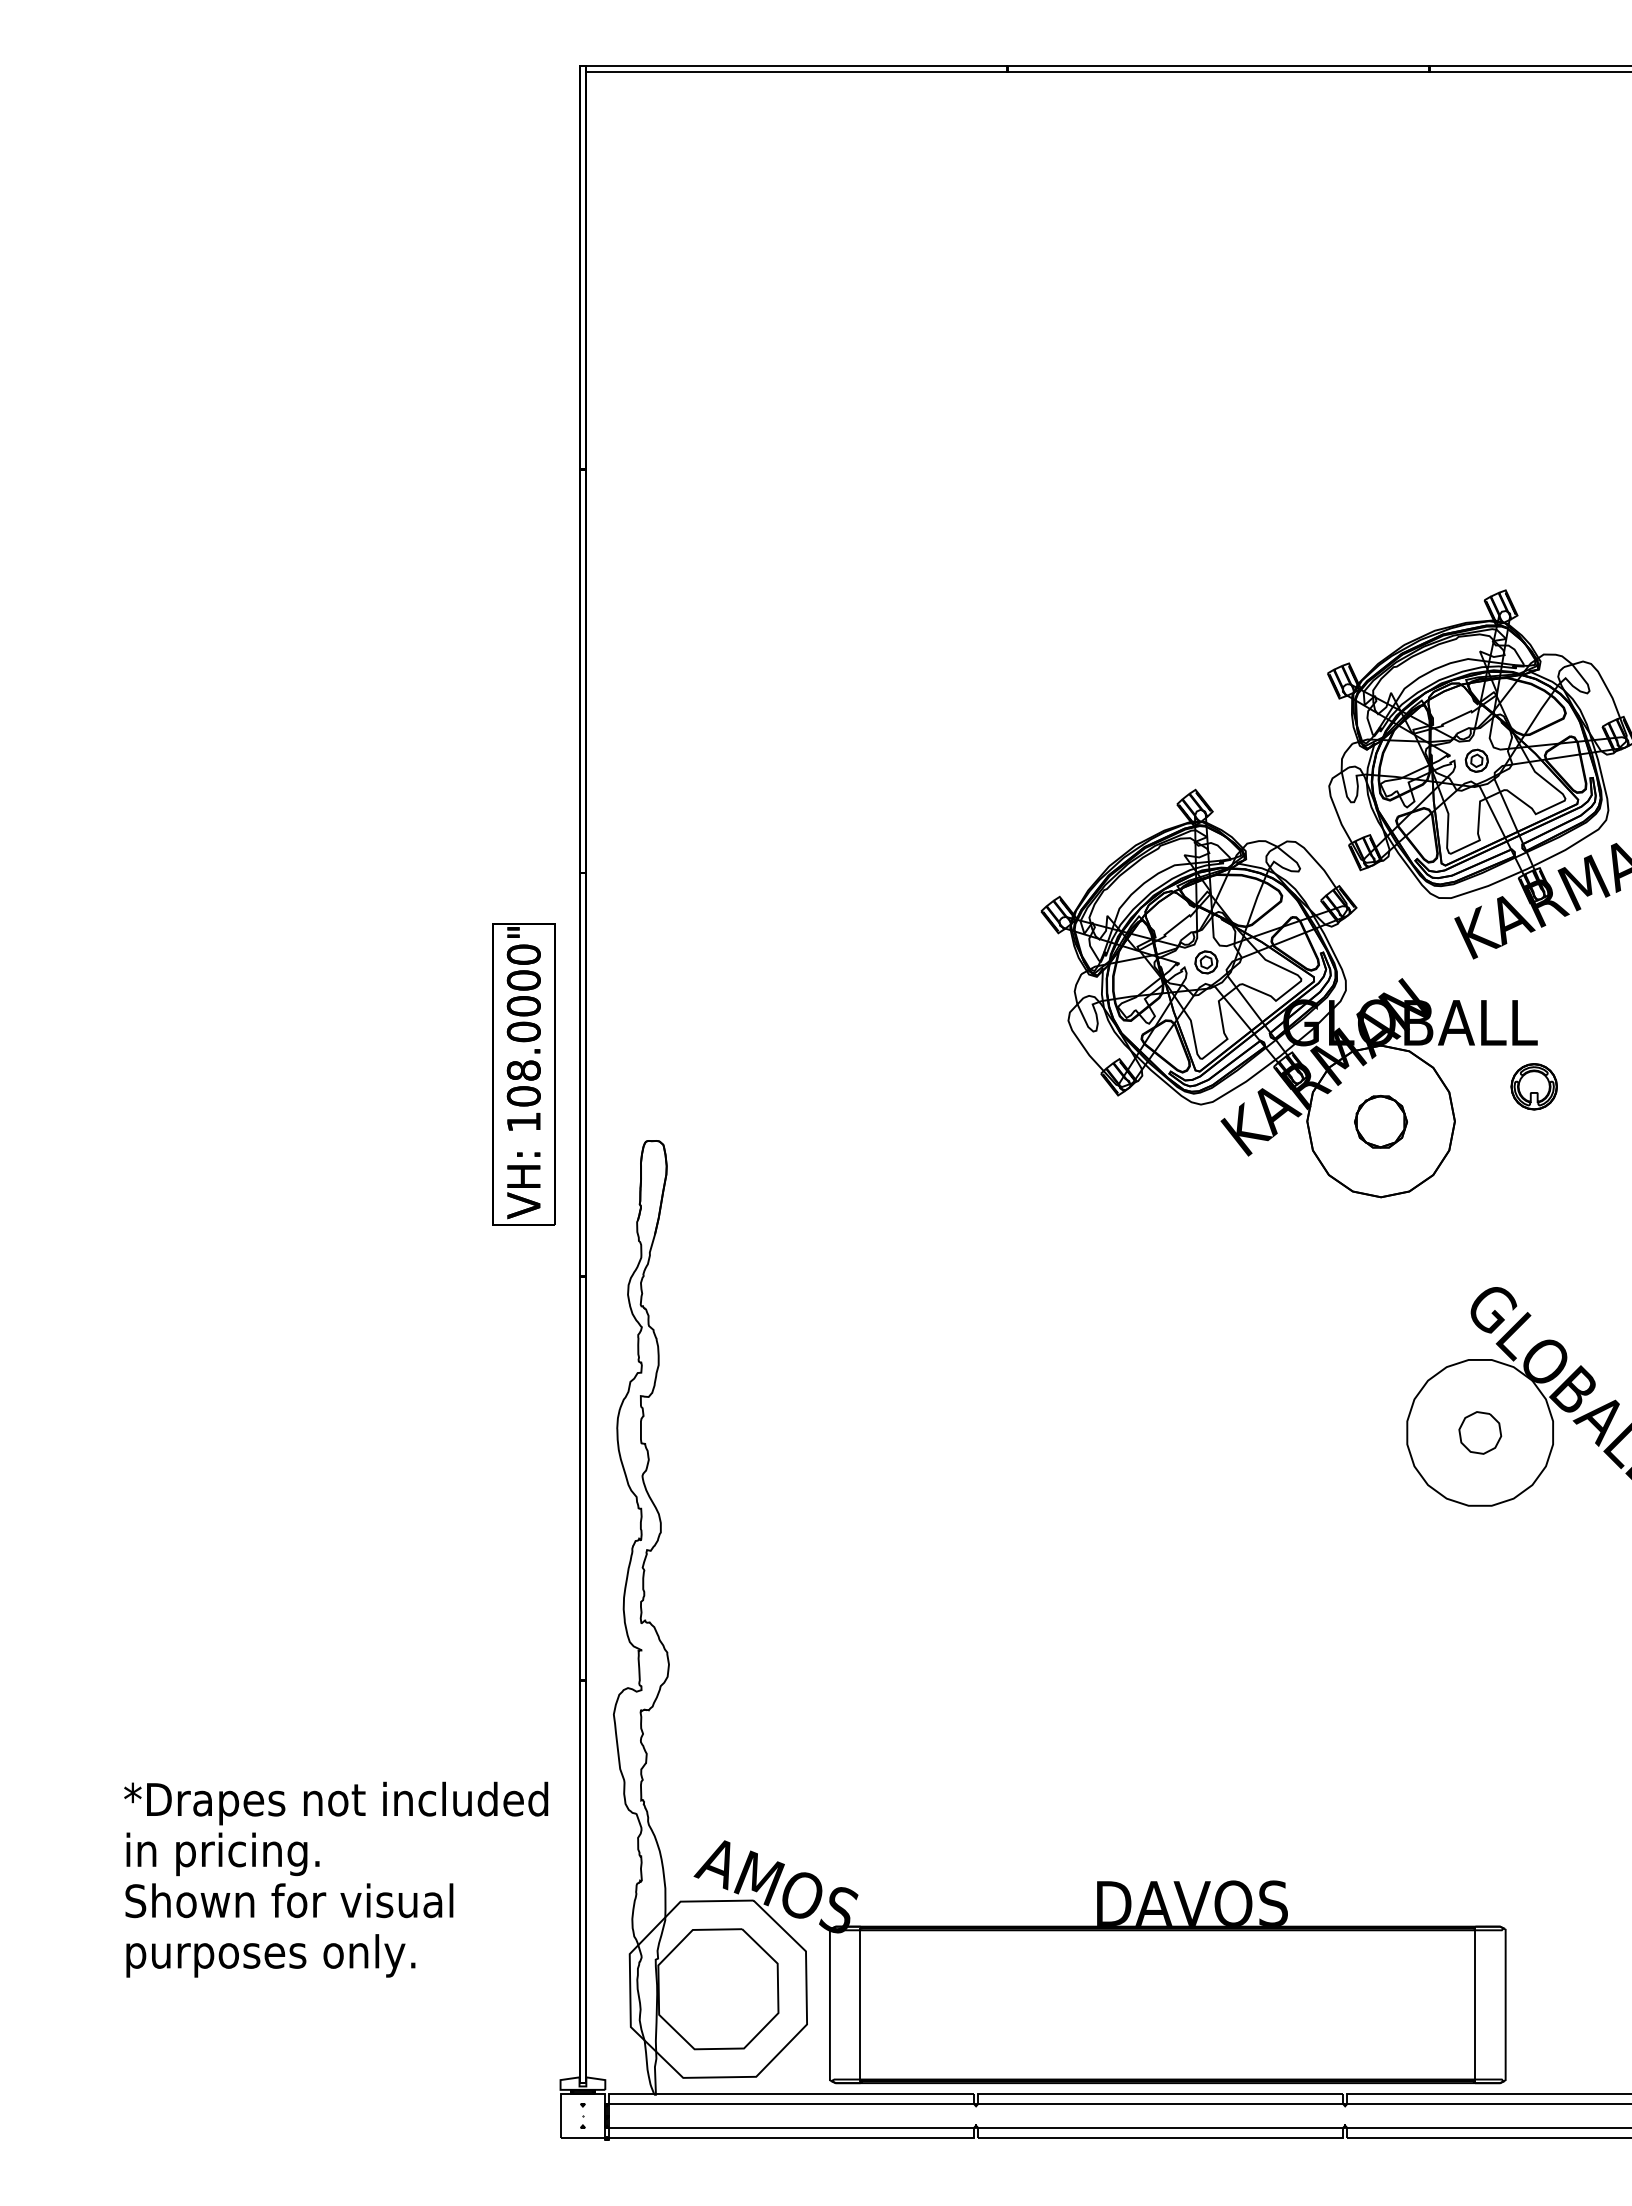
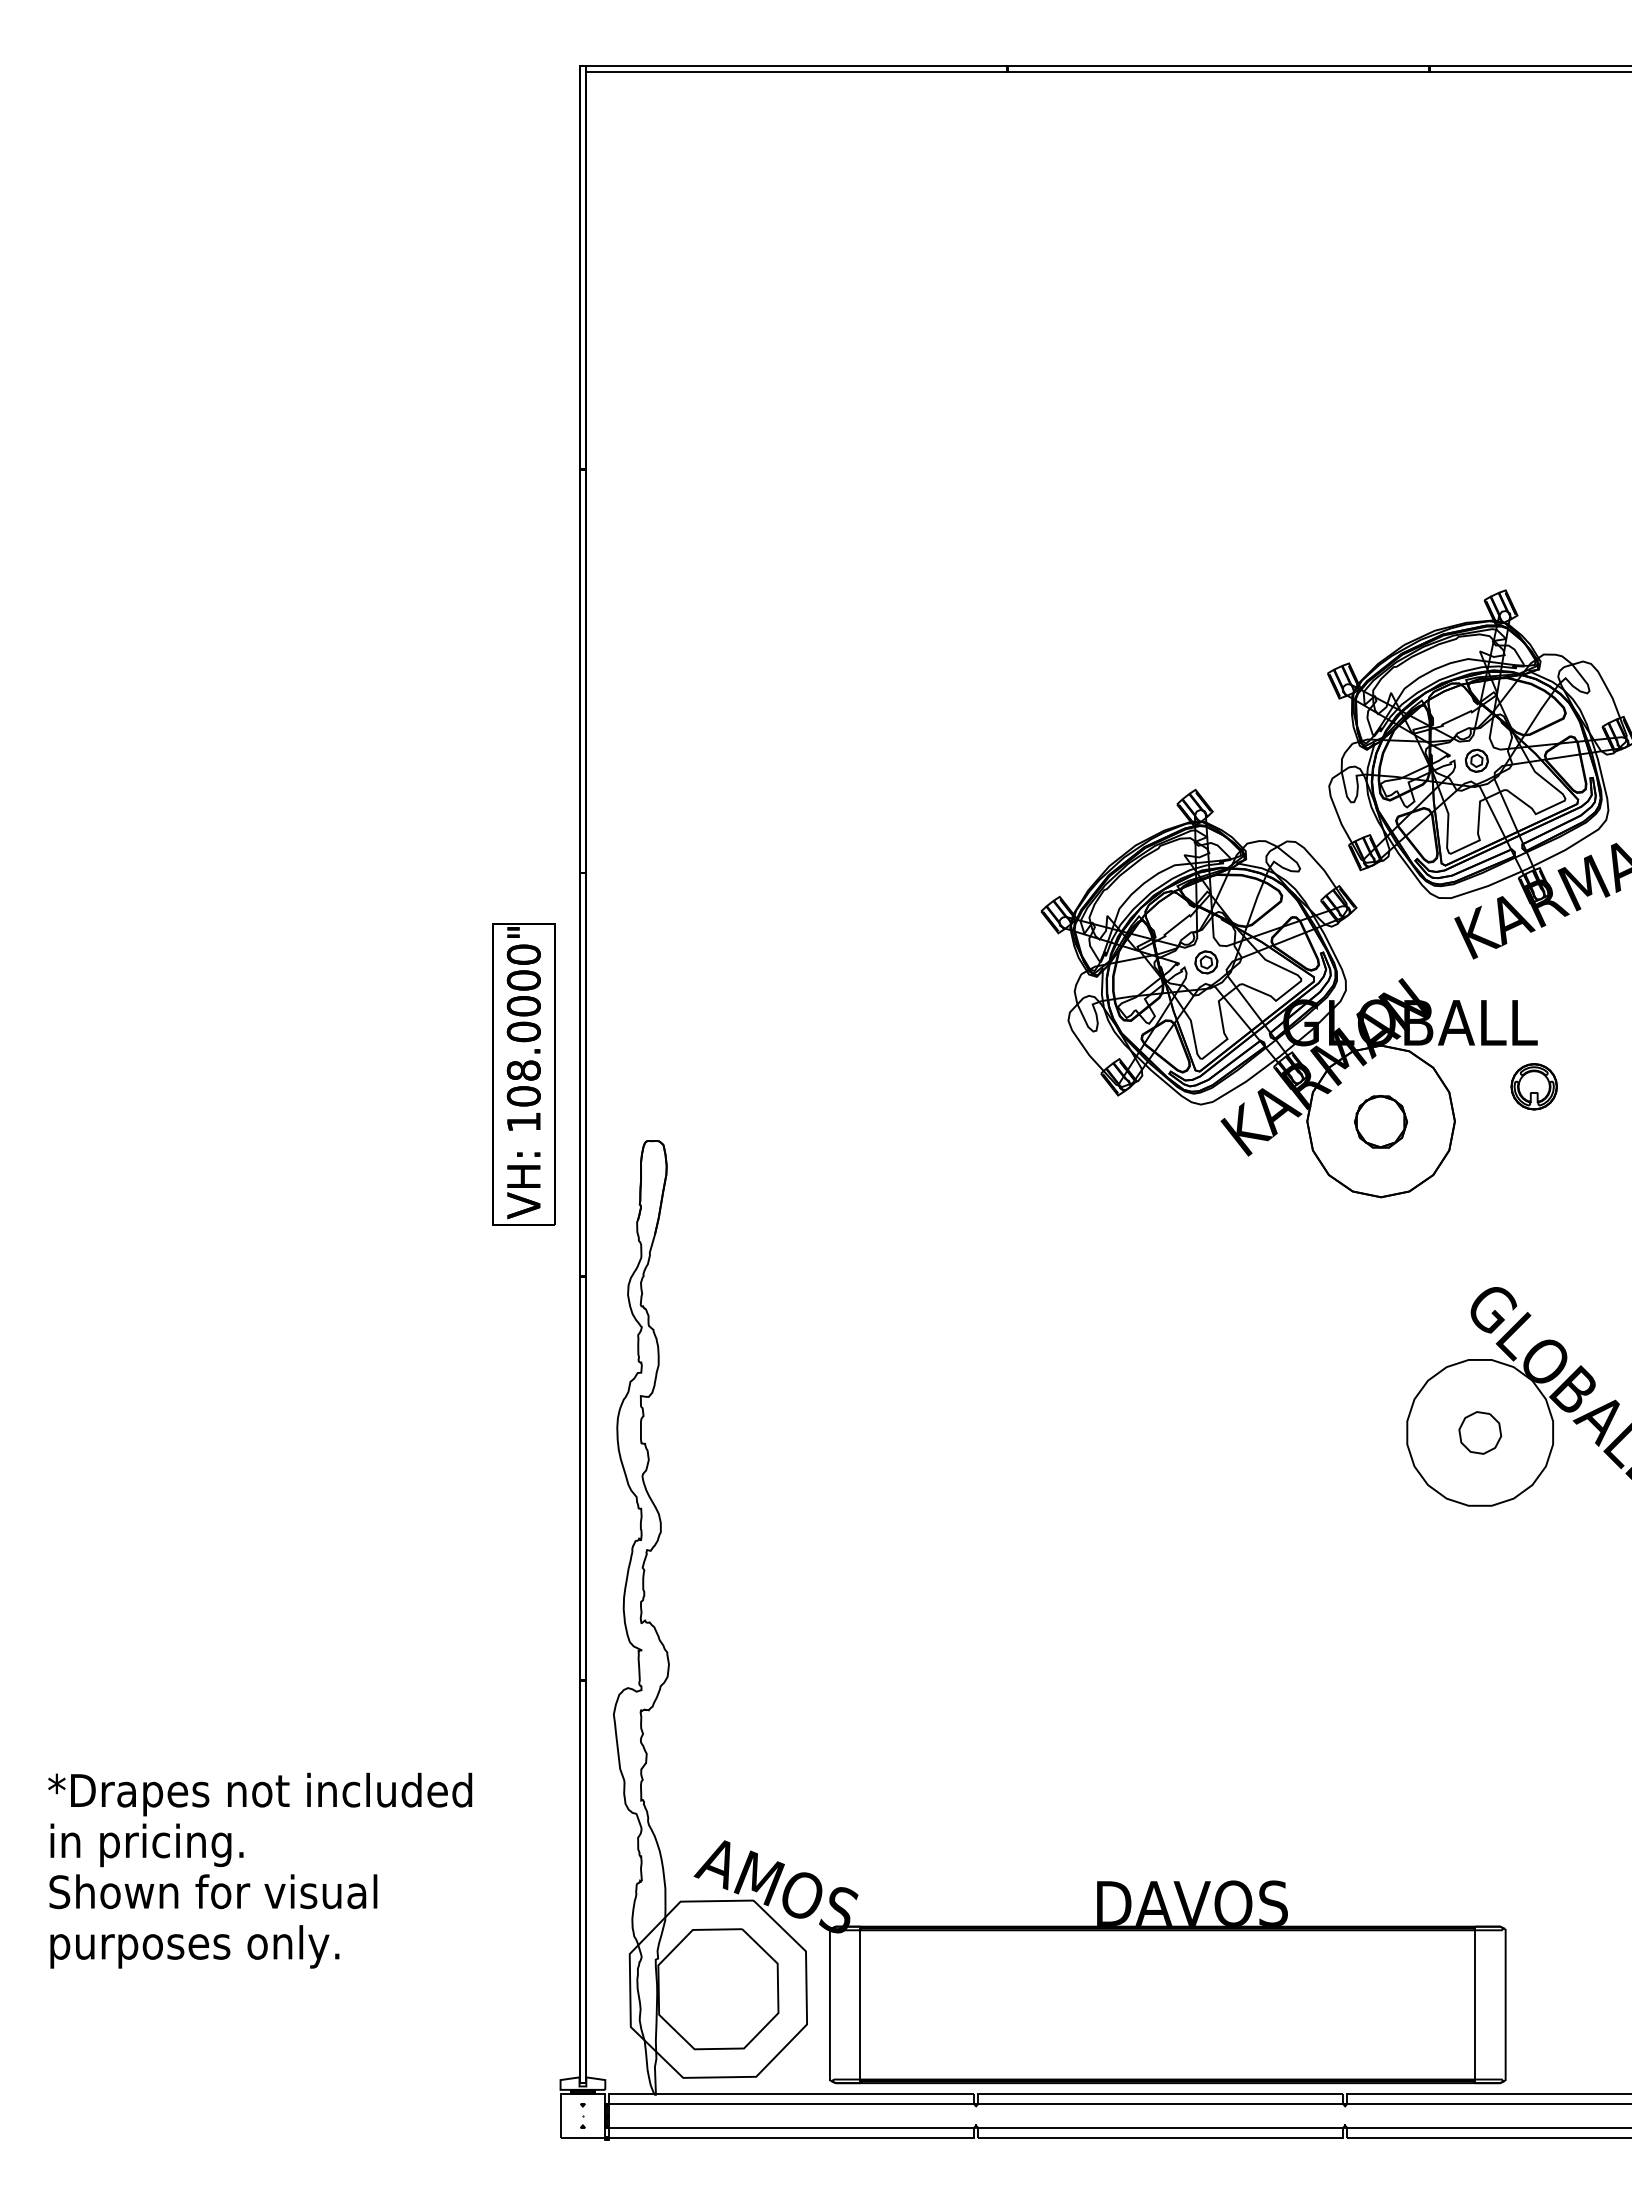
text position: (336, 1879) -> (260, 1870) (260, 1870)
